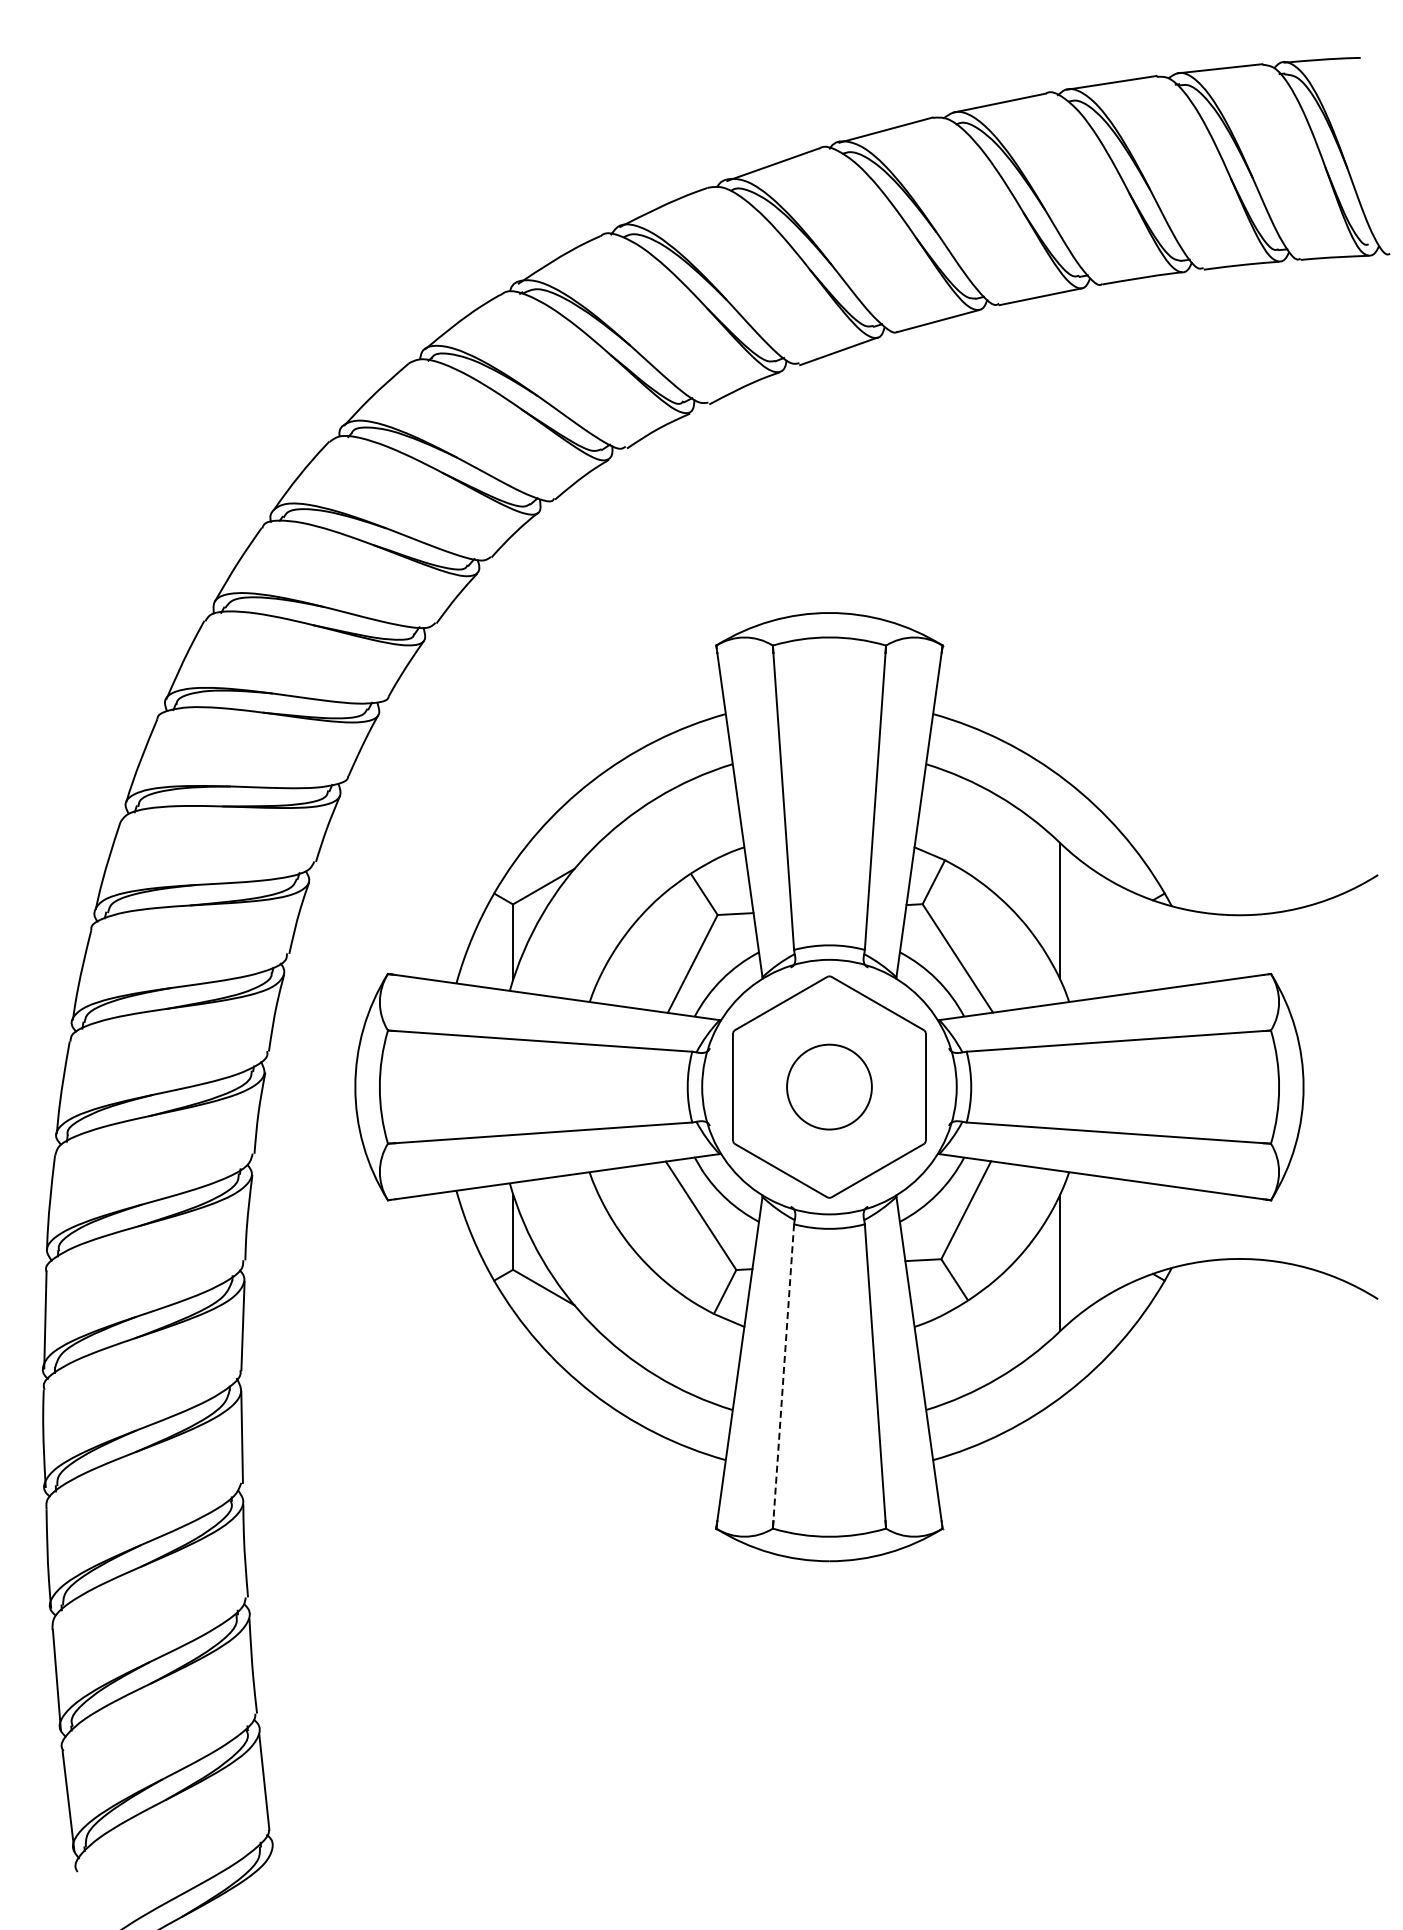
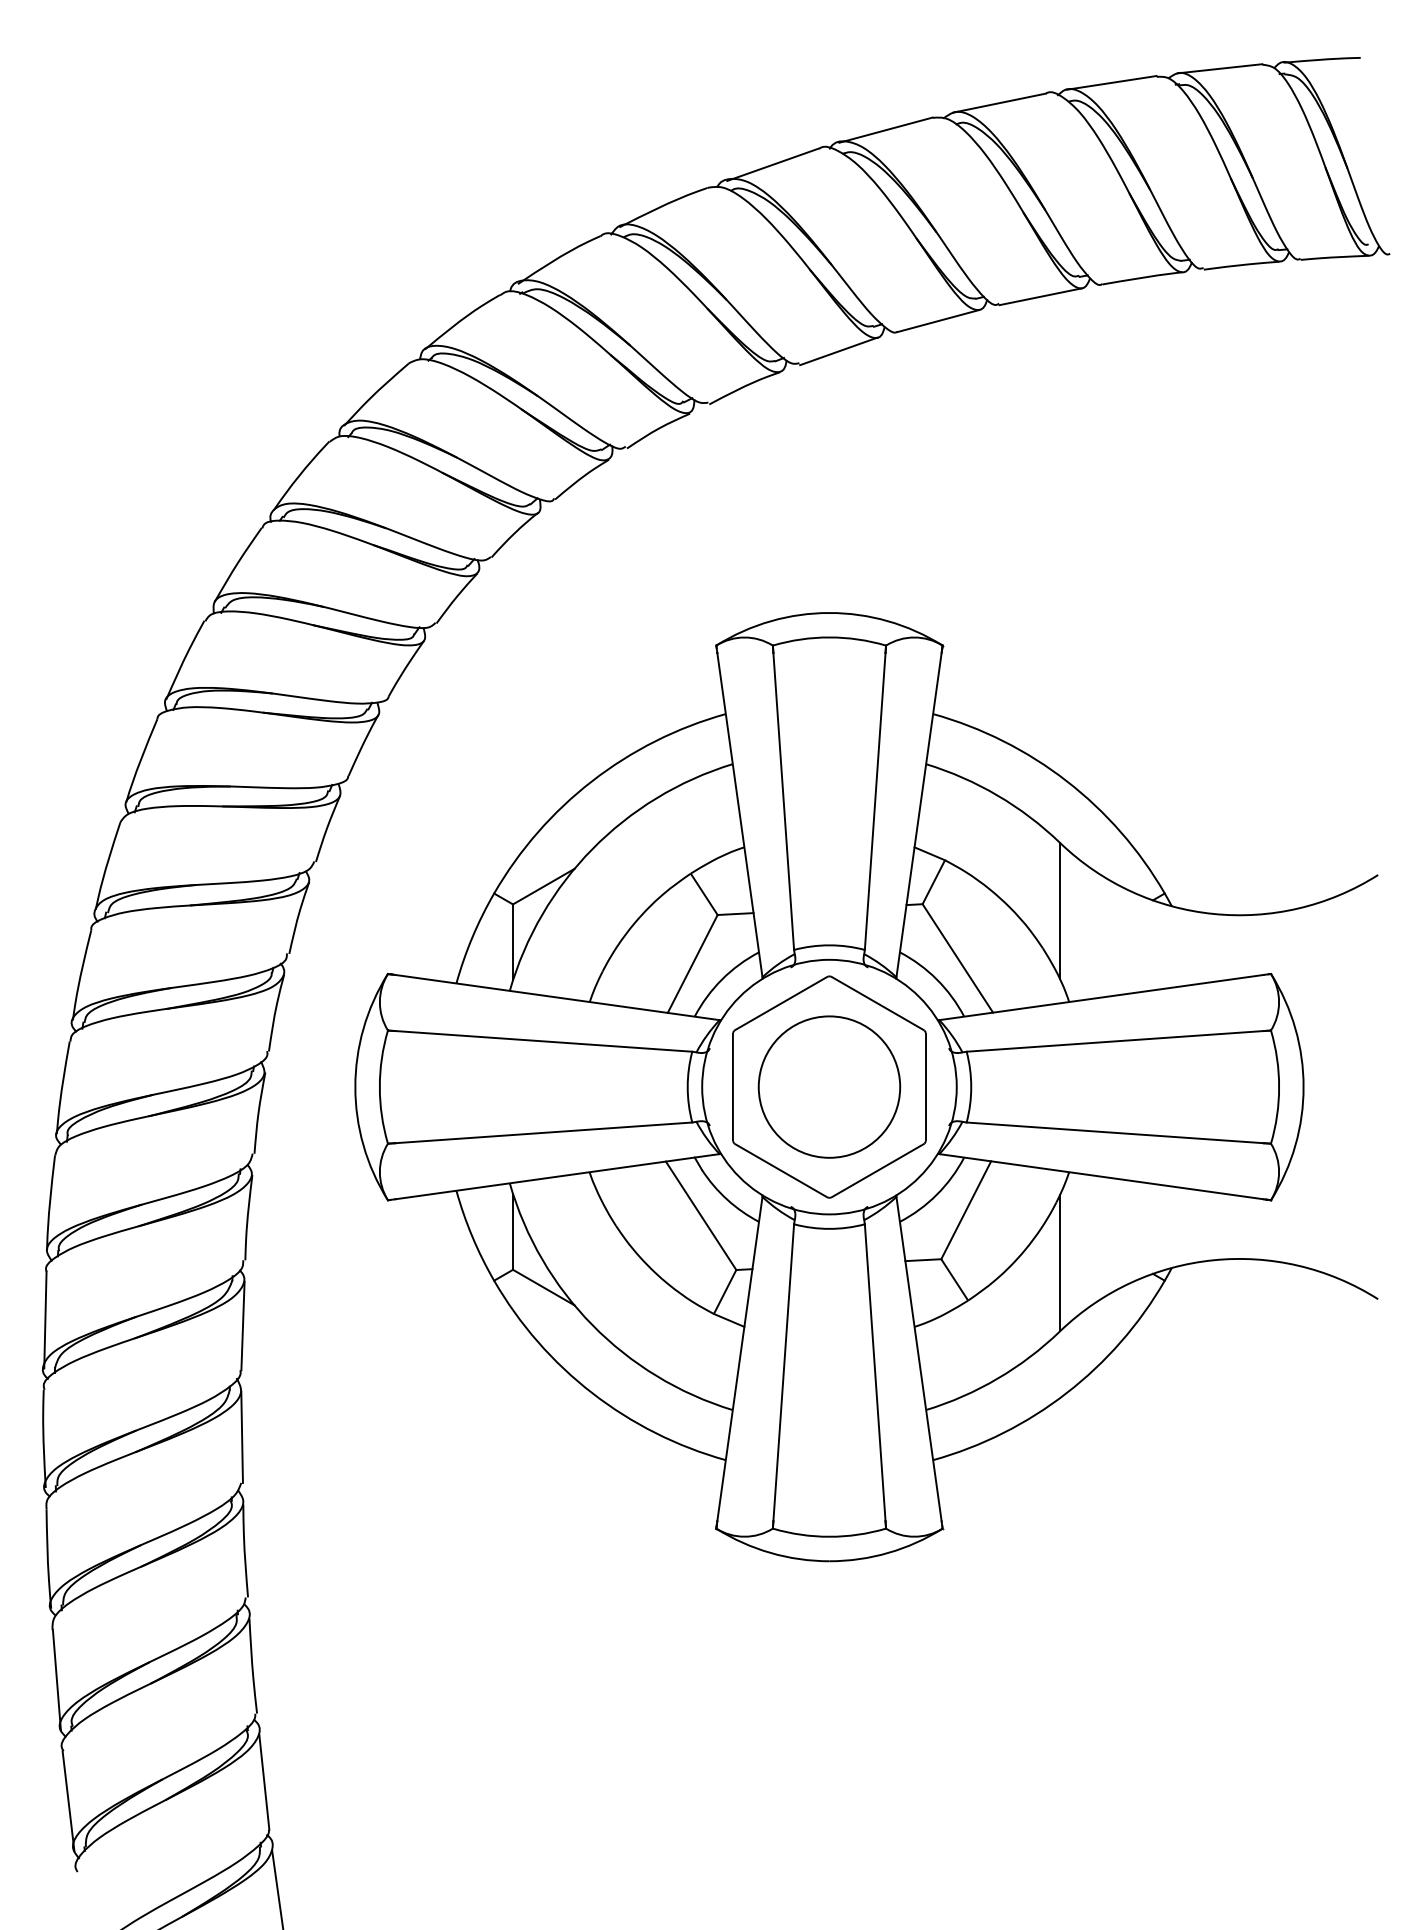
circle diameter: 85 px -> 141 px (829, 1086)
line: dashed -> solid (783, 1372)
line: none -> present (277, 1888)
